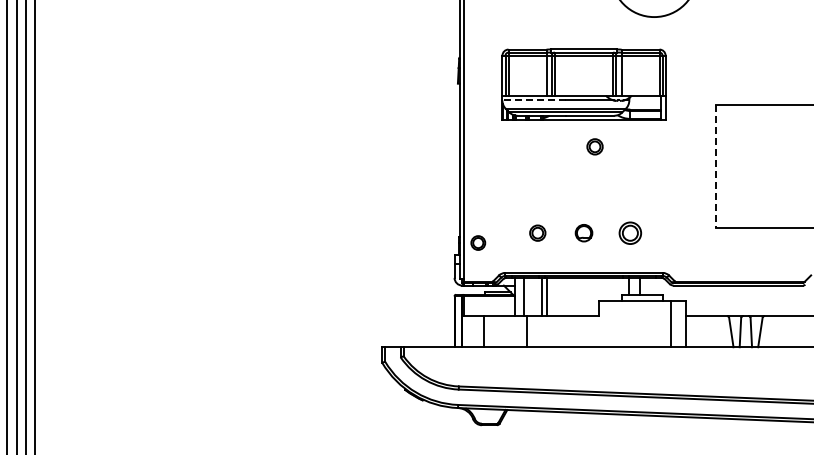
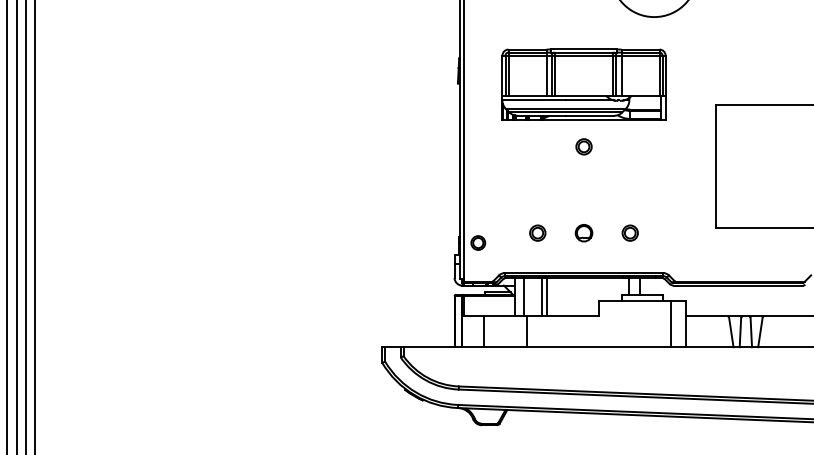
line: dashed -> solid (534, 100)
part position: (594, 146) -> (583, 146) (583, 146)
line: dashed -> solid (715, 166)
part size: 25x24 px -> 18x18 px (629, 232)
